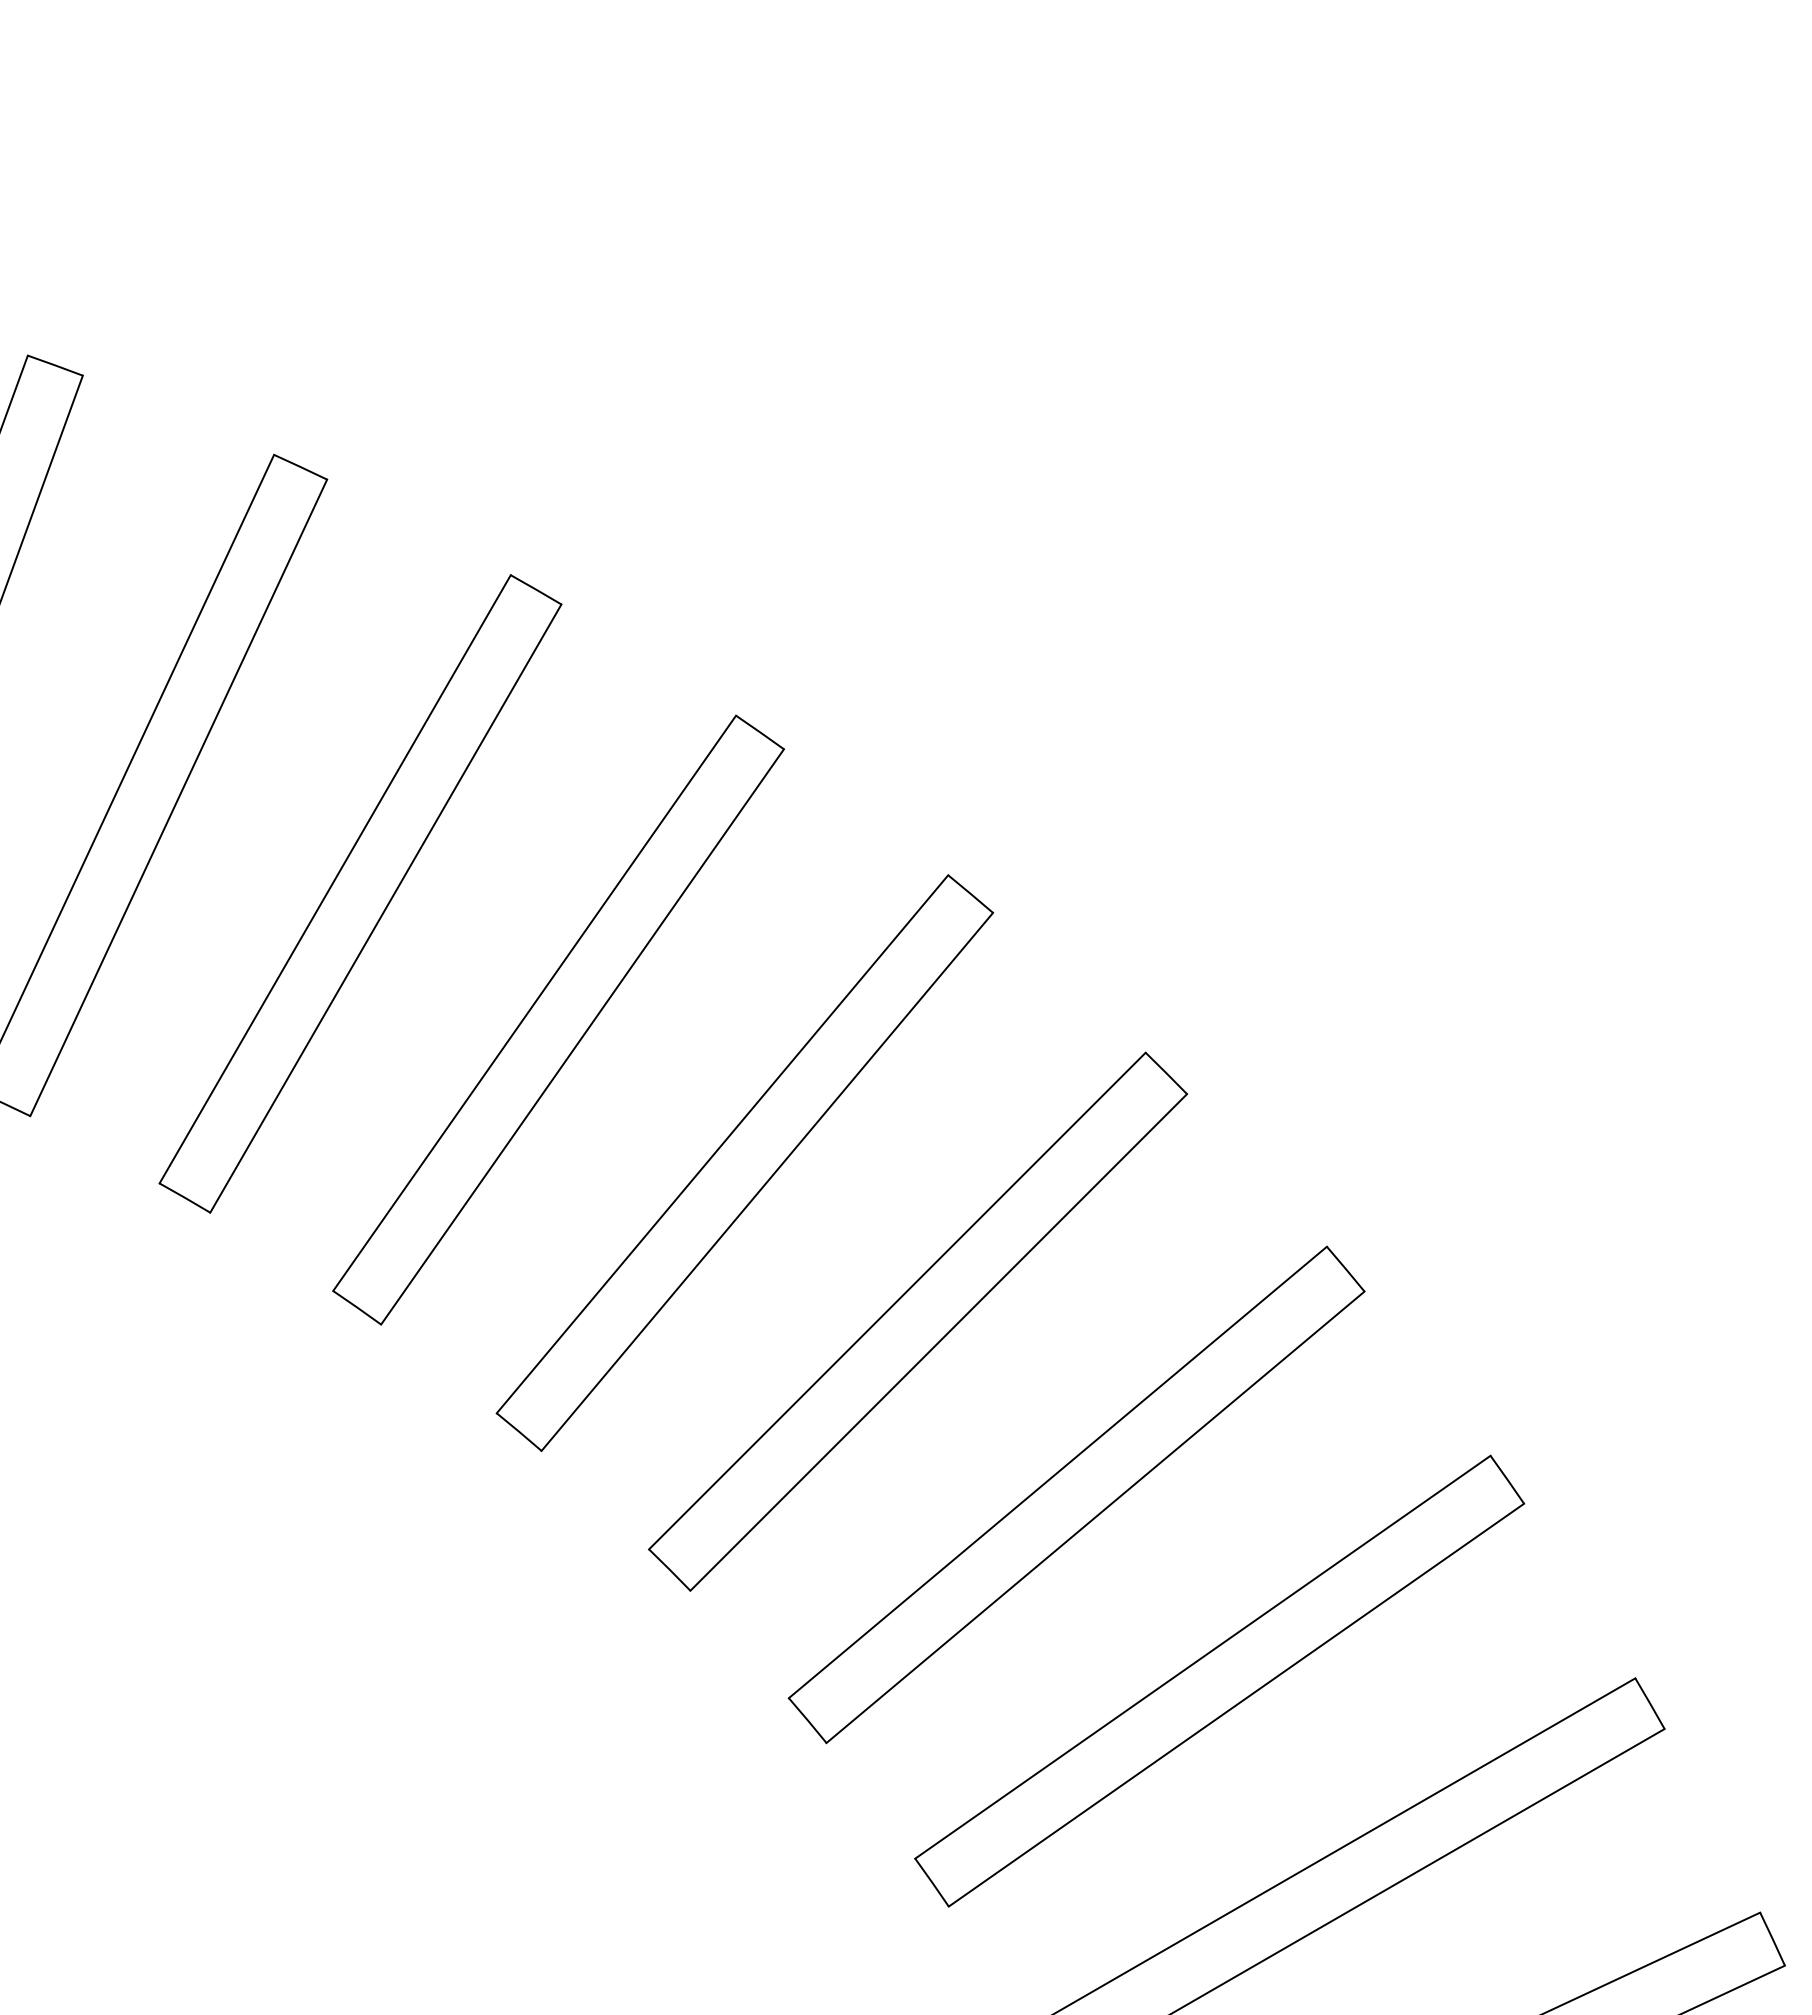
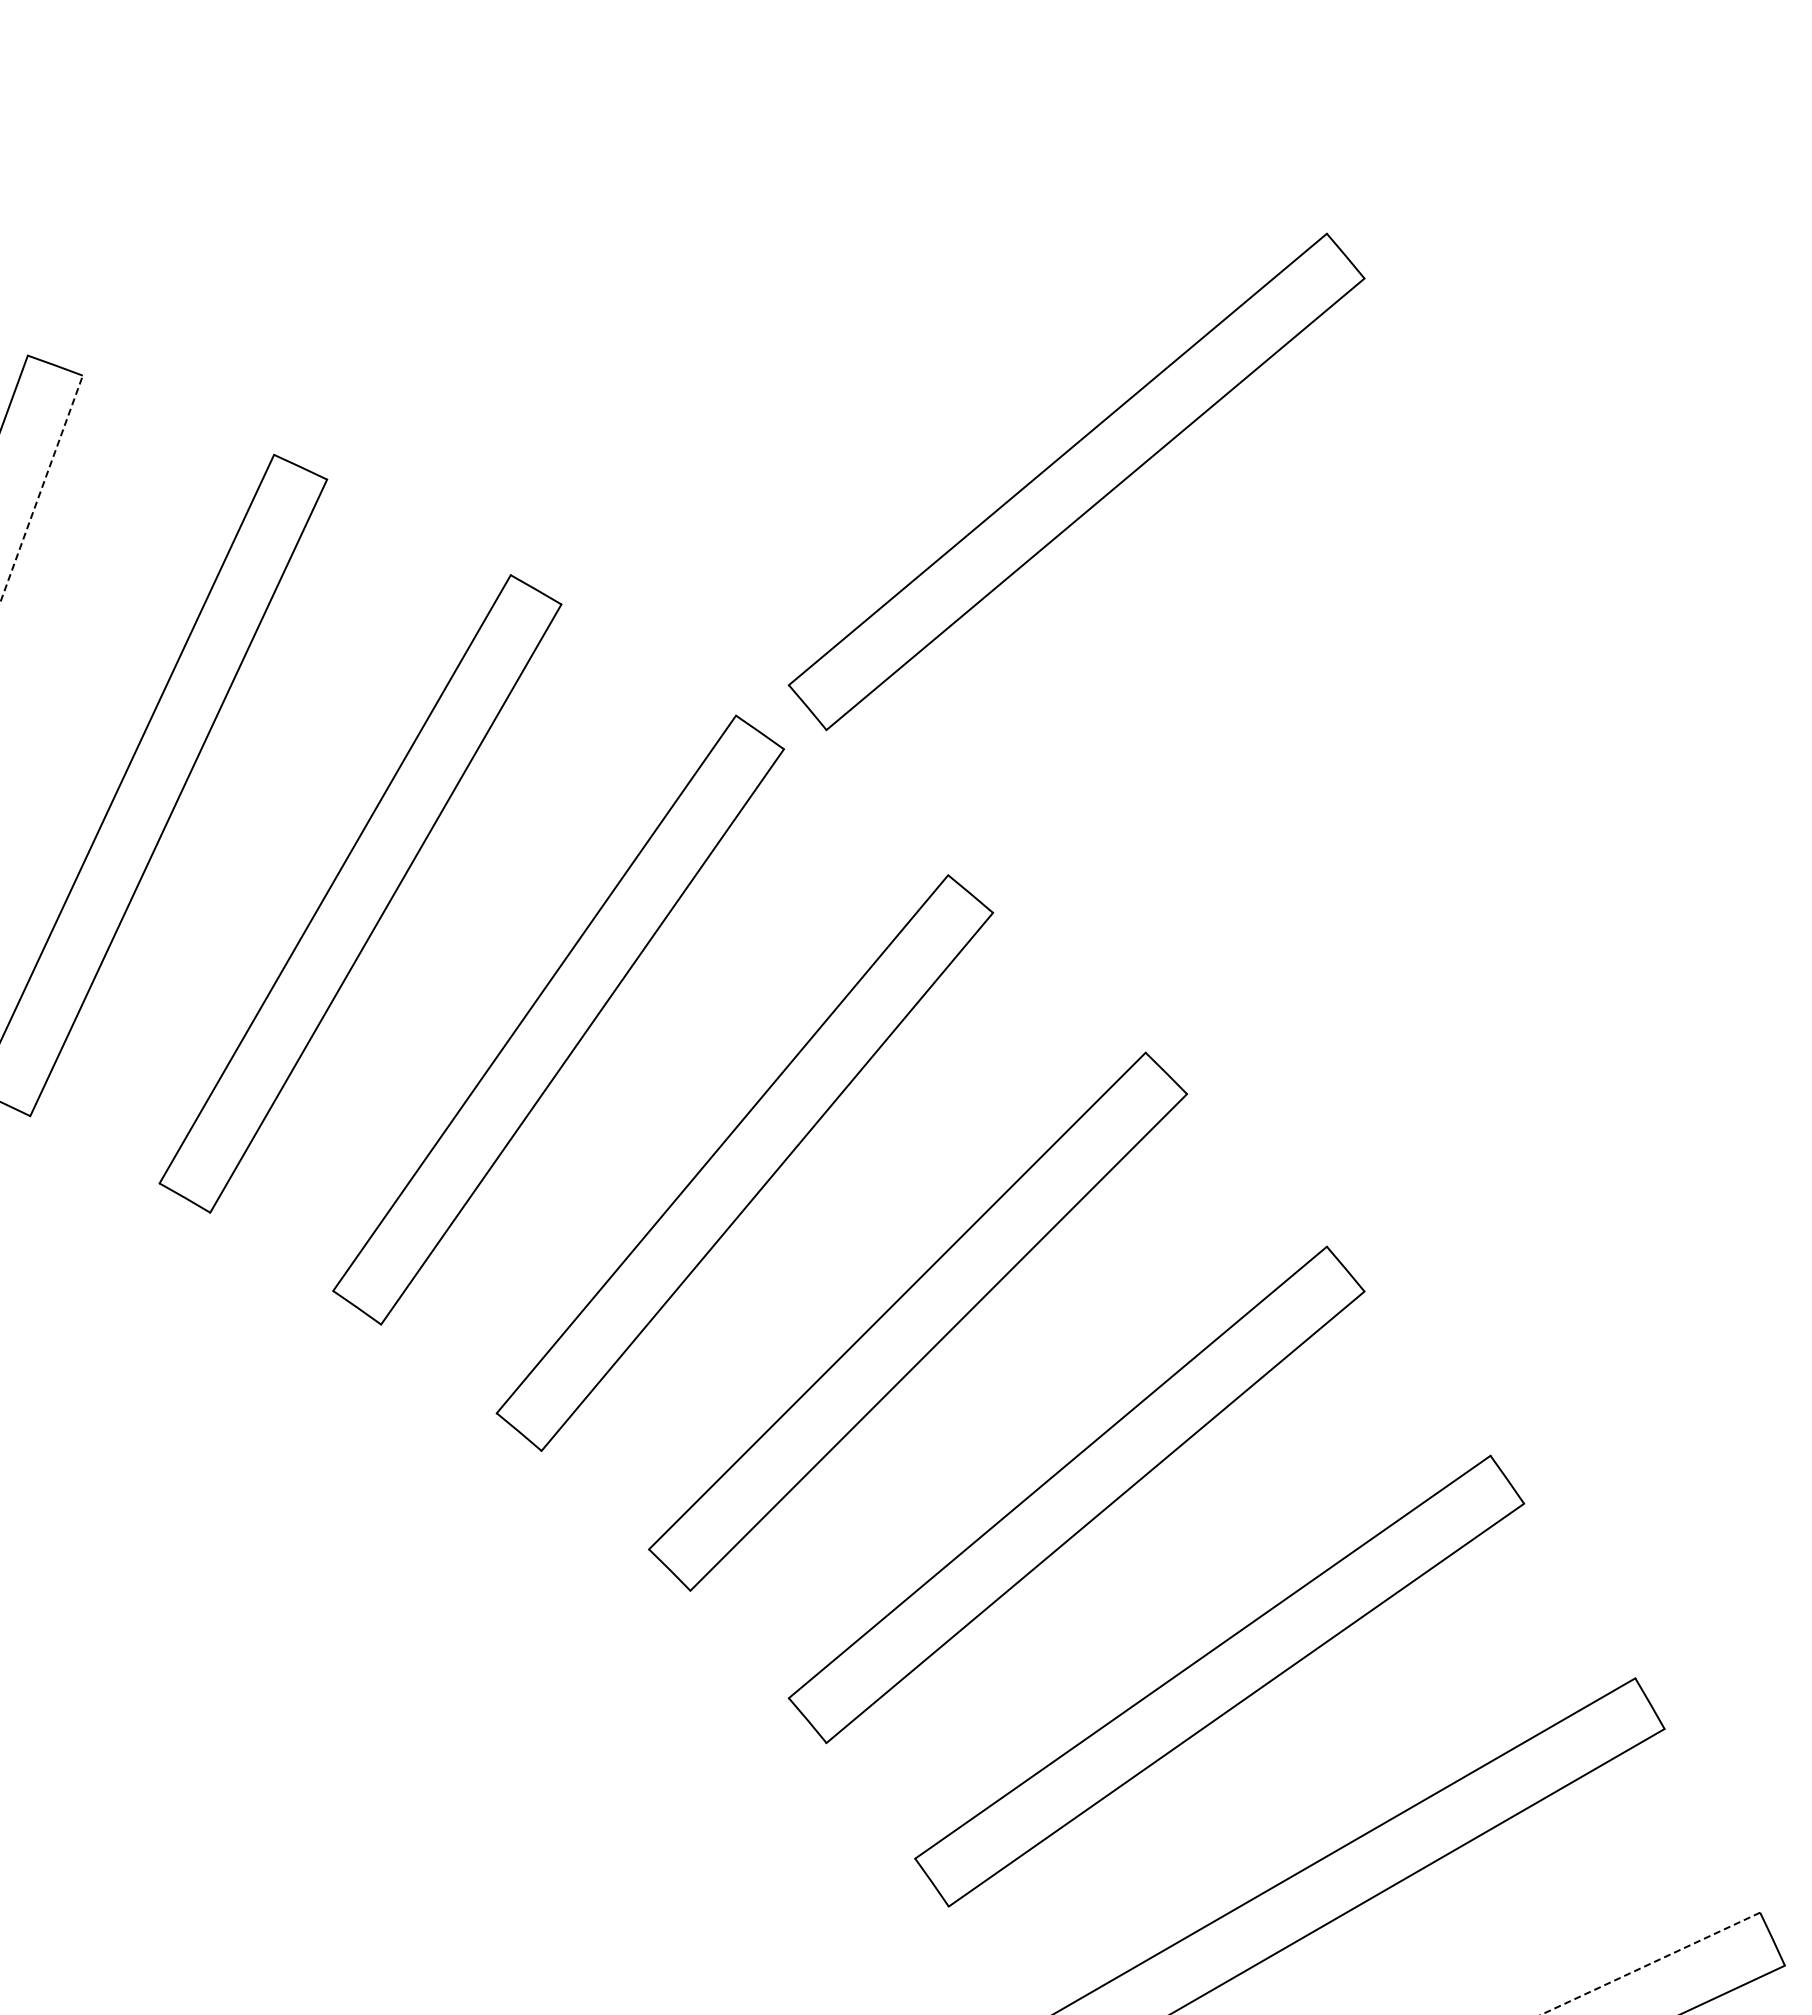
part: none -> present (1076, 481)
line: solid -> dashed (41, 489)
line: solid -> dashed (1650, 1963)
